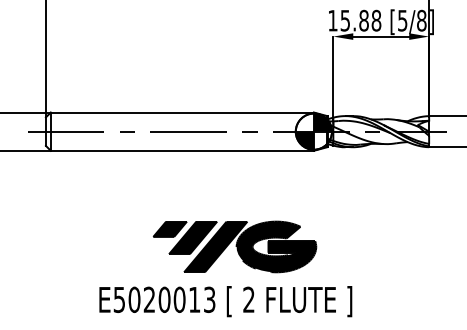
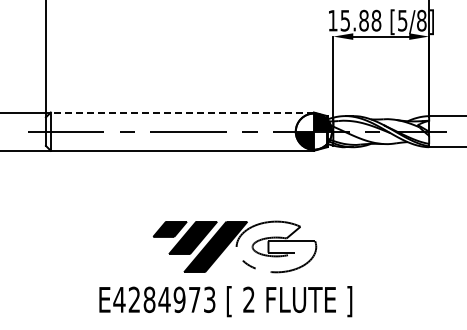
line: solid -> dashed (182, 112)
fill: present -> none (276, 246)
text: E5020013 -> E4284973 (156, 299)
